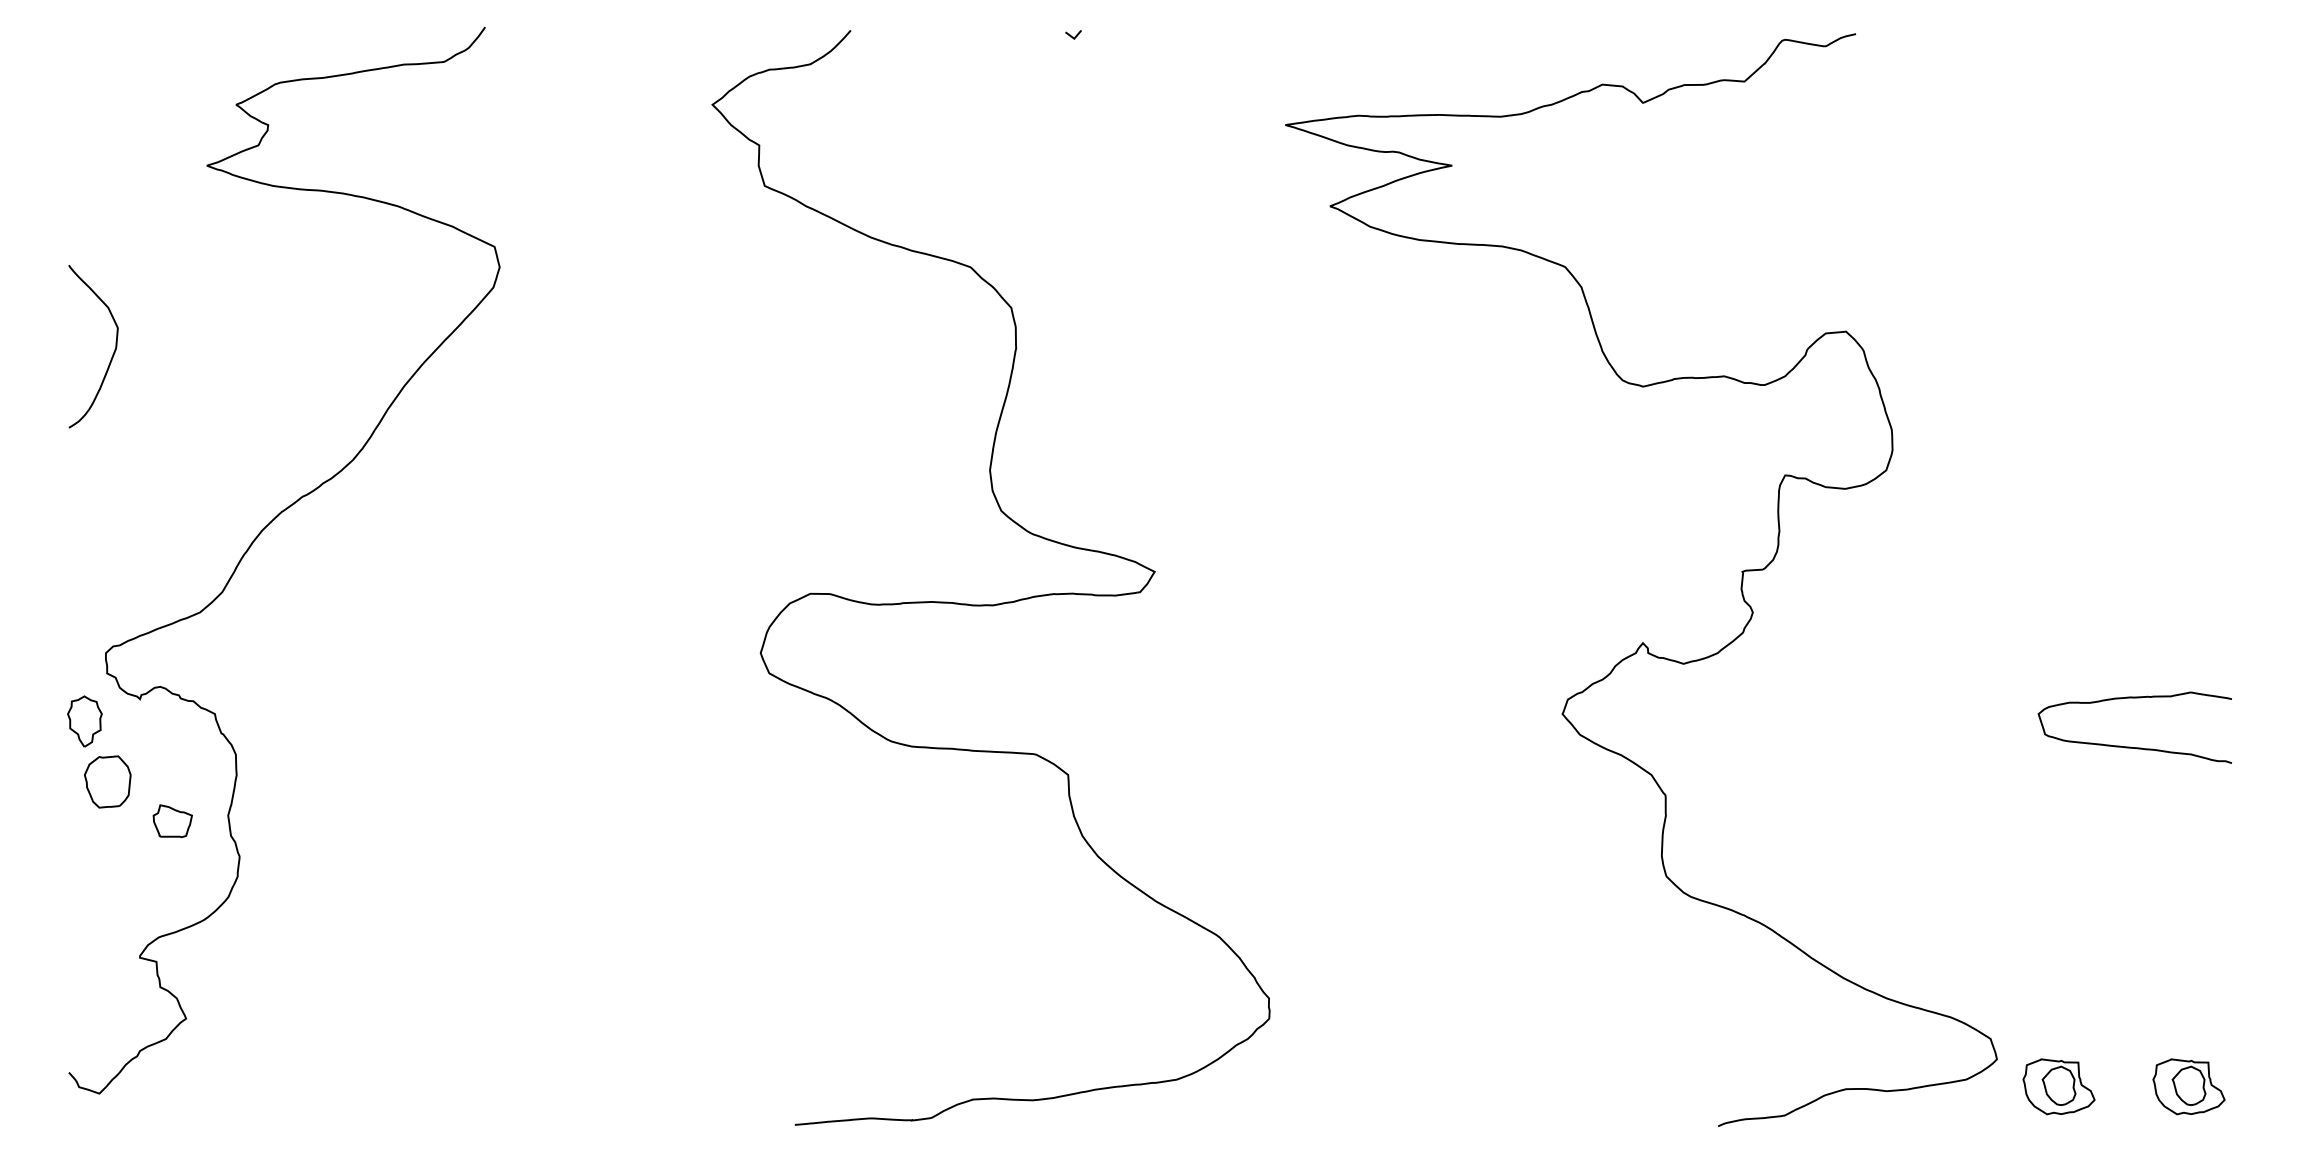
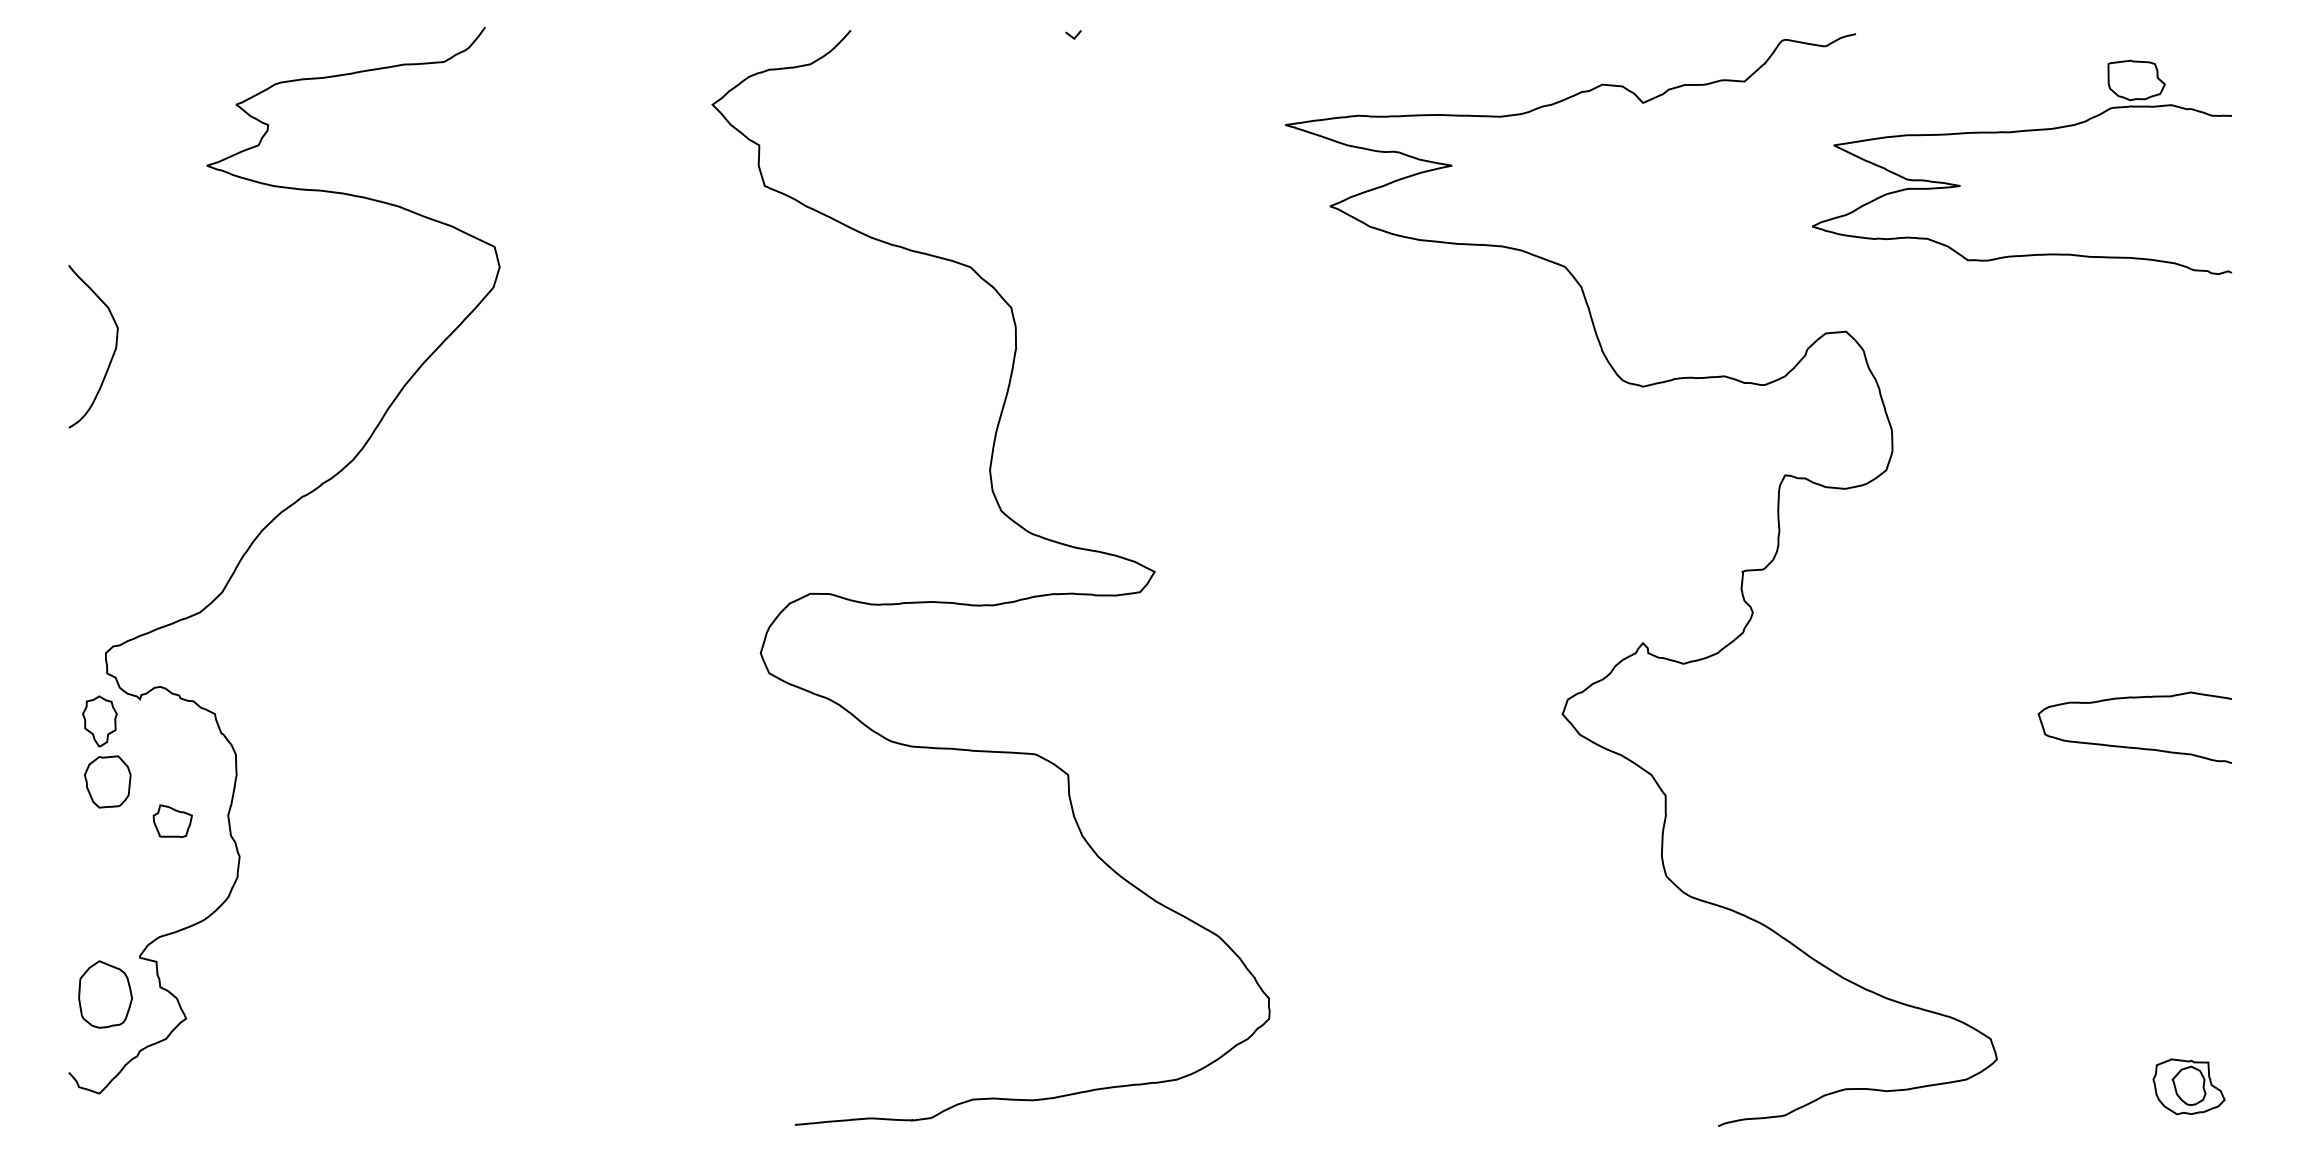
part: none -> present (2020, 132)
part position: (84, 721) -> (99, 721) (99, 721)
part: none -> present (105, 994)
part: present -> none (2058, 1086)
